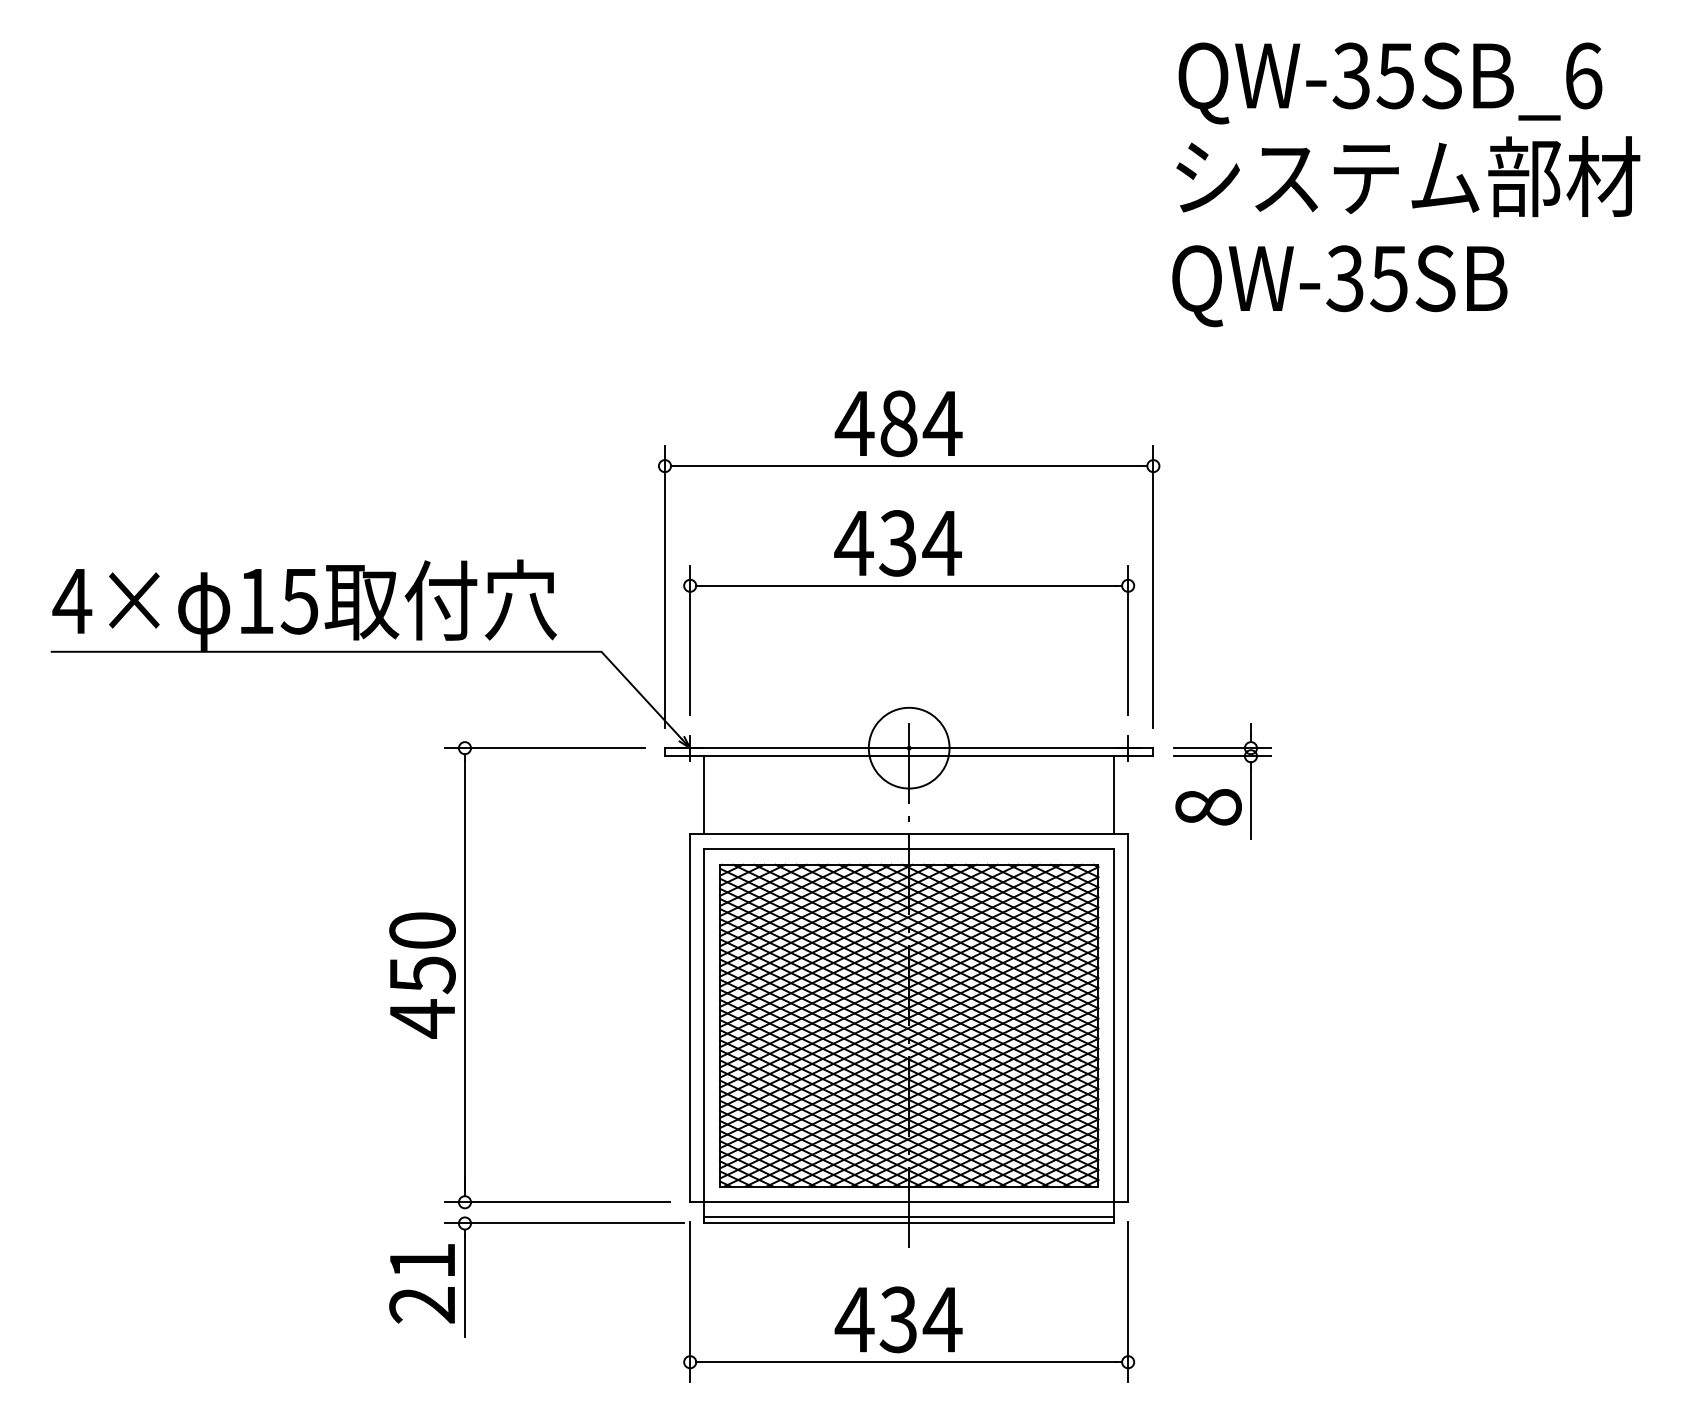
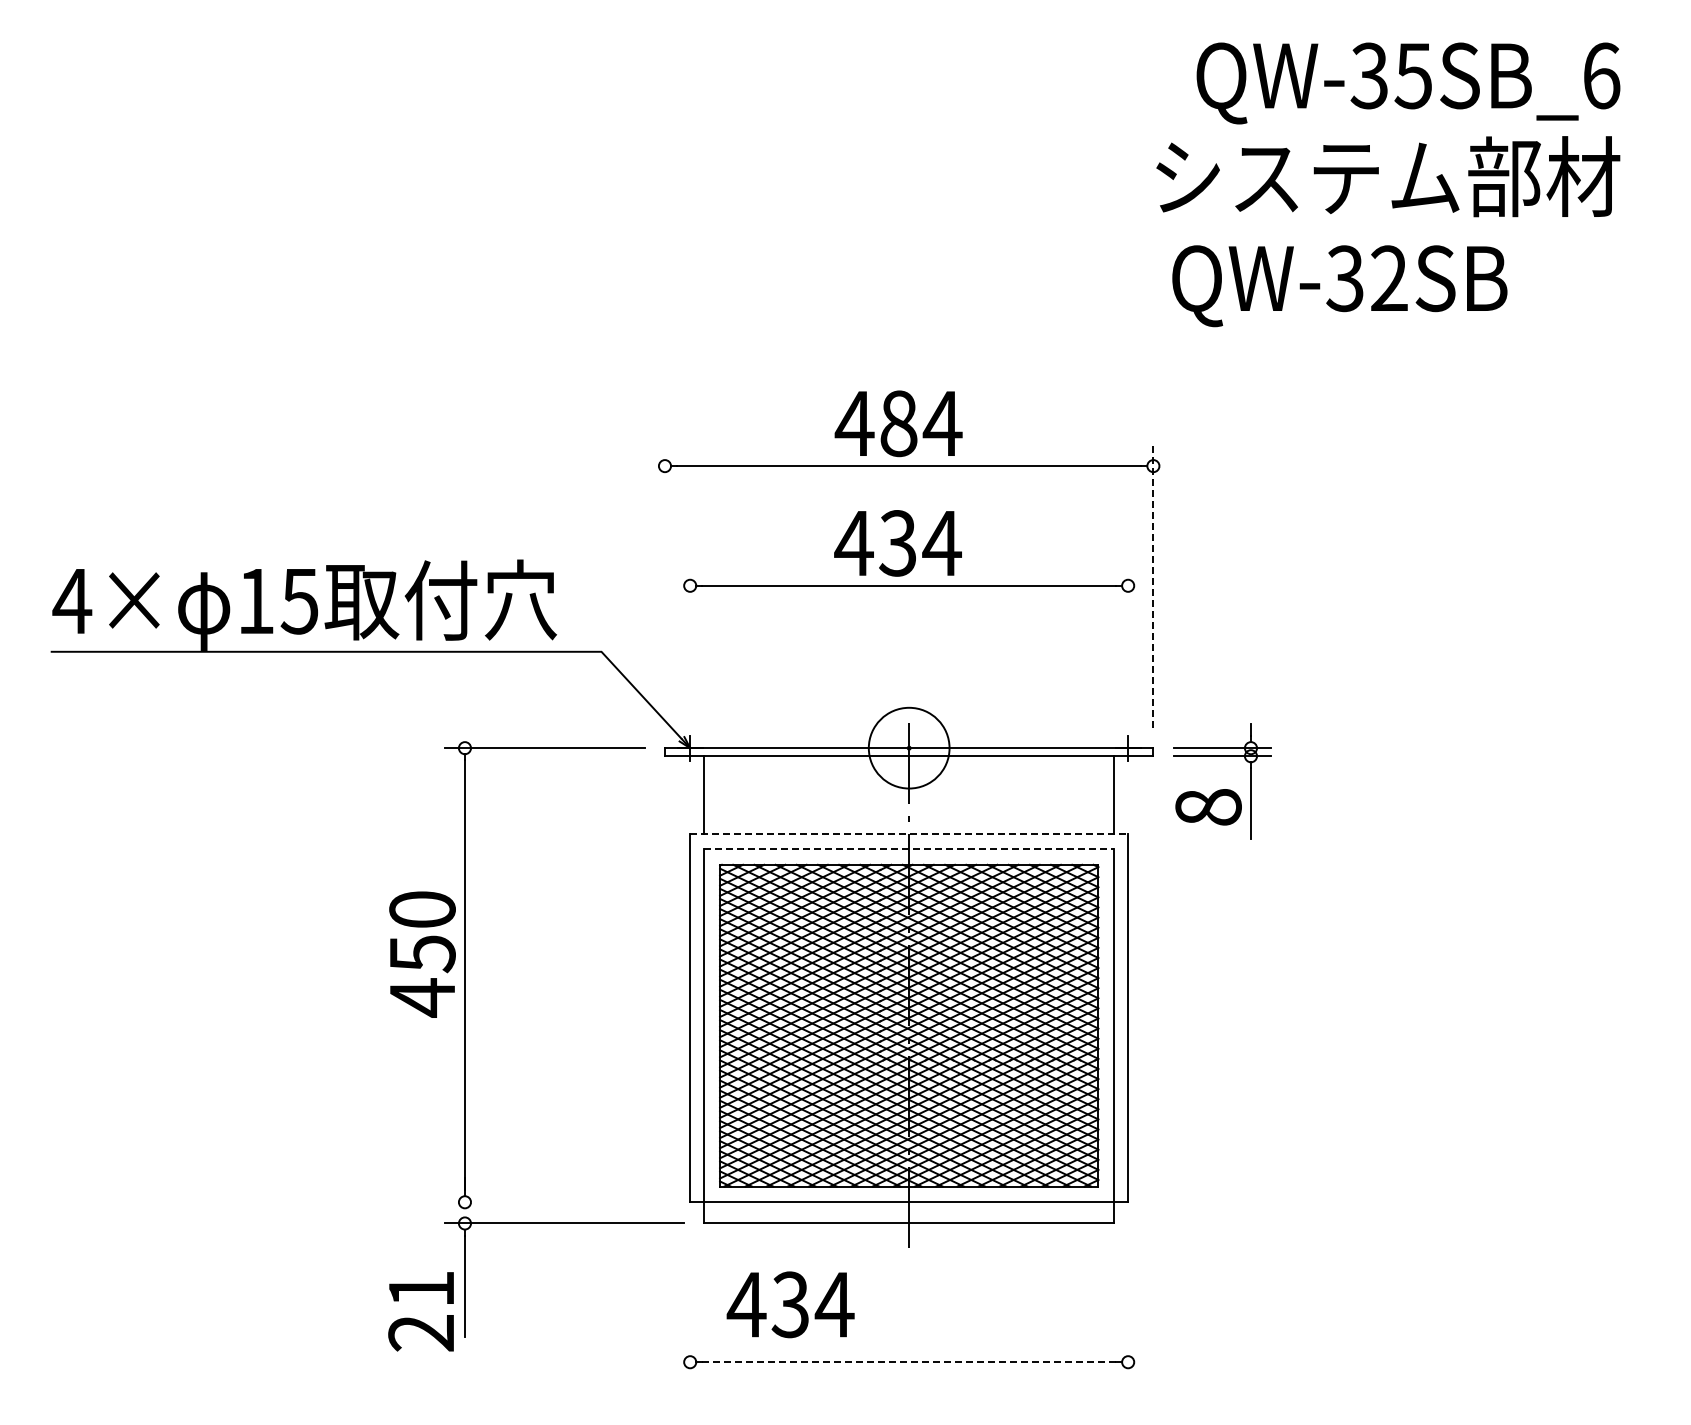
text position: (1390, 83) -> (1408, 83) (1408, 83)
text position: (1408, 176) -> (1388, 176) (1388, 176)
text: QW-35SB -> QW-32SB (1388, 278)
line: present -> none (664, 586)
line: solid -> dashed (1153, 586)
line: present -> none (690, 640)
line: present -> none (1128, 640)
line: solid -> dashed (909, 833)
line: solid -> dashed (909, 849)
text position: (422, 975) -> (422, 954) (422, 954)
line: present -> none (557, 1202)
line: present -> none (909, 1217)
text position: (421, 1283) -> (420, 1311) (420, 1311)
line: present -> none (690, 1302)
line: present -> none (1128, 1302)
text position: (898, 1319) -> (790, 1304) (790, 1304)
line: solid -> dashed (909, 1362)
